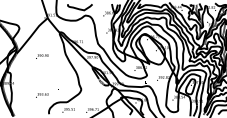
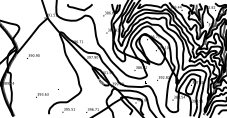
text position: (42, 56) -> (33, 56) (33, 56)
